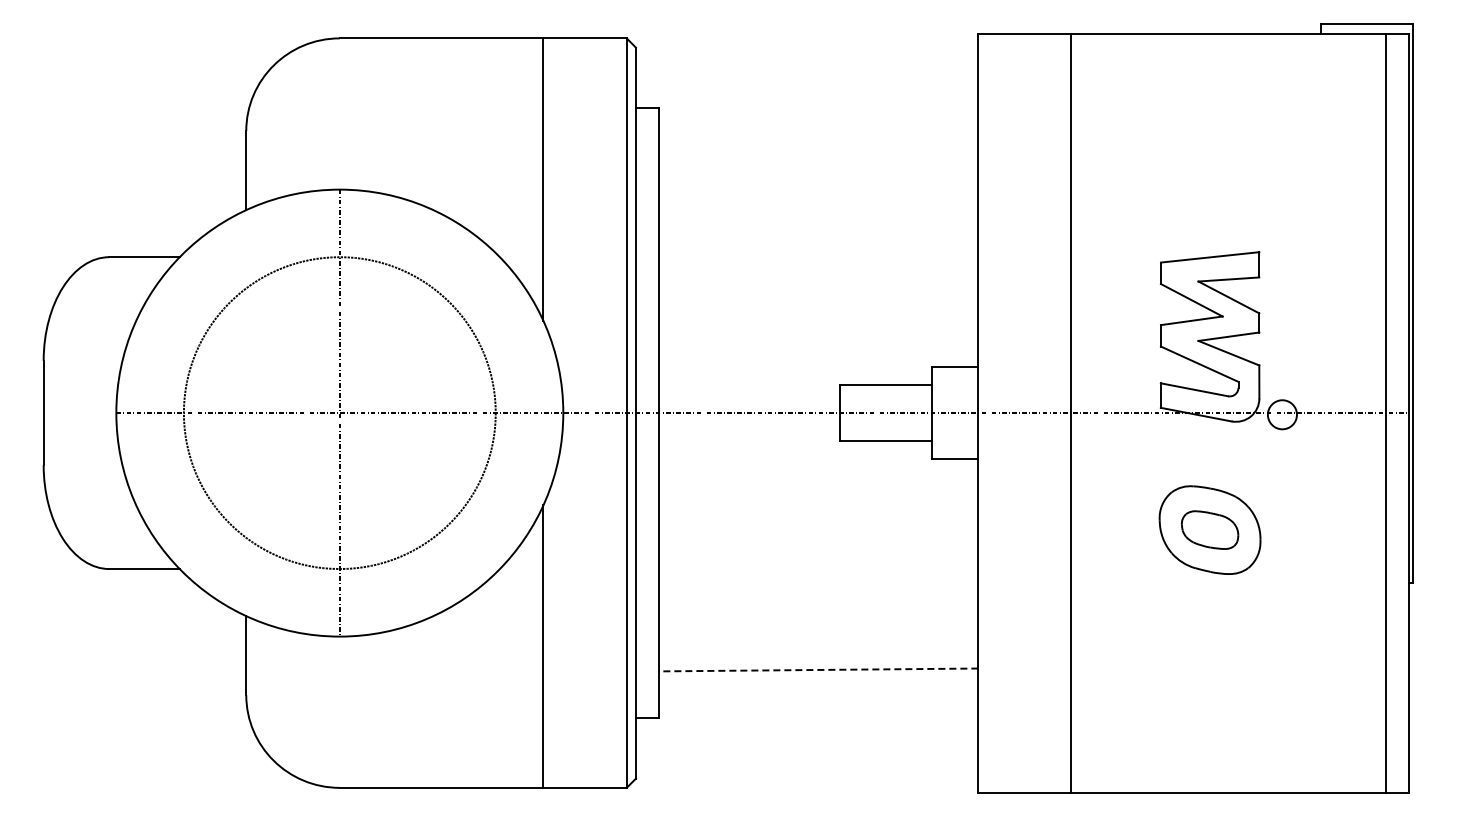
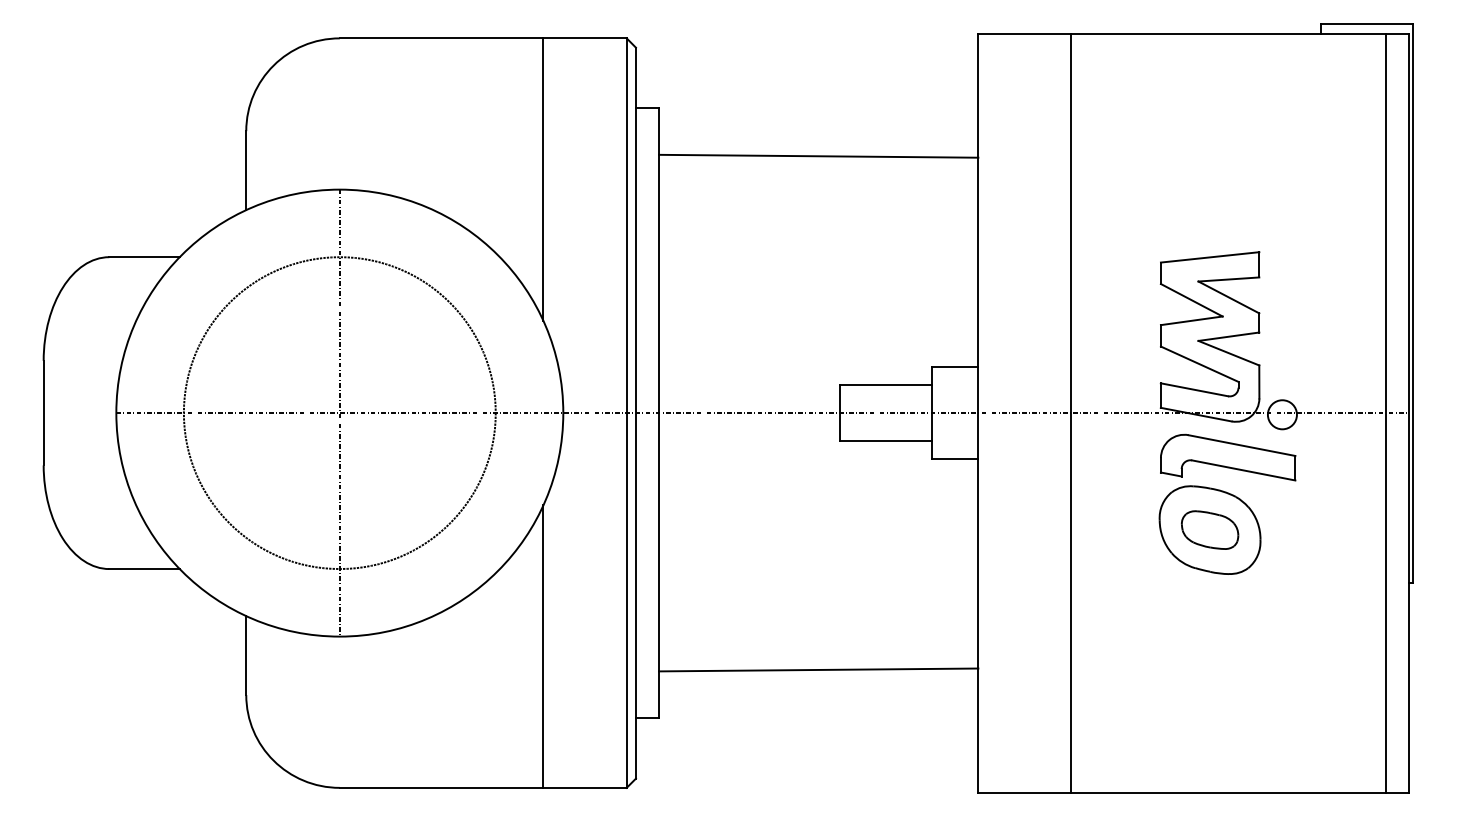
line: none -> present (818, 155)
part: none -> present (1228, 457)
line: dashed -> solid (818, 669)
